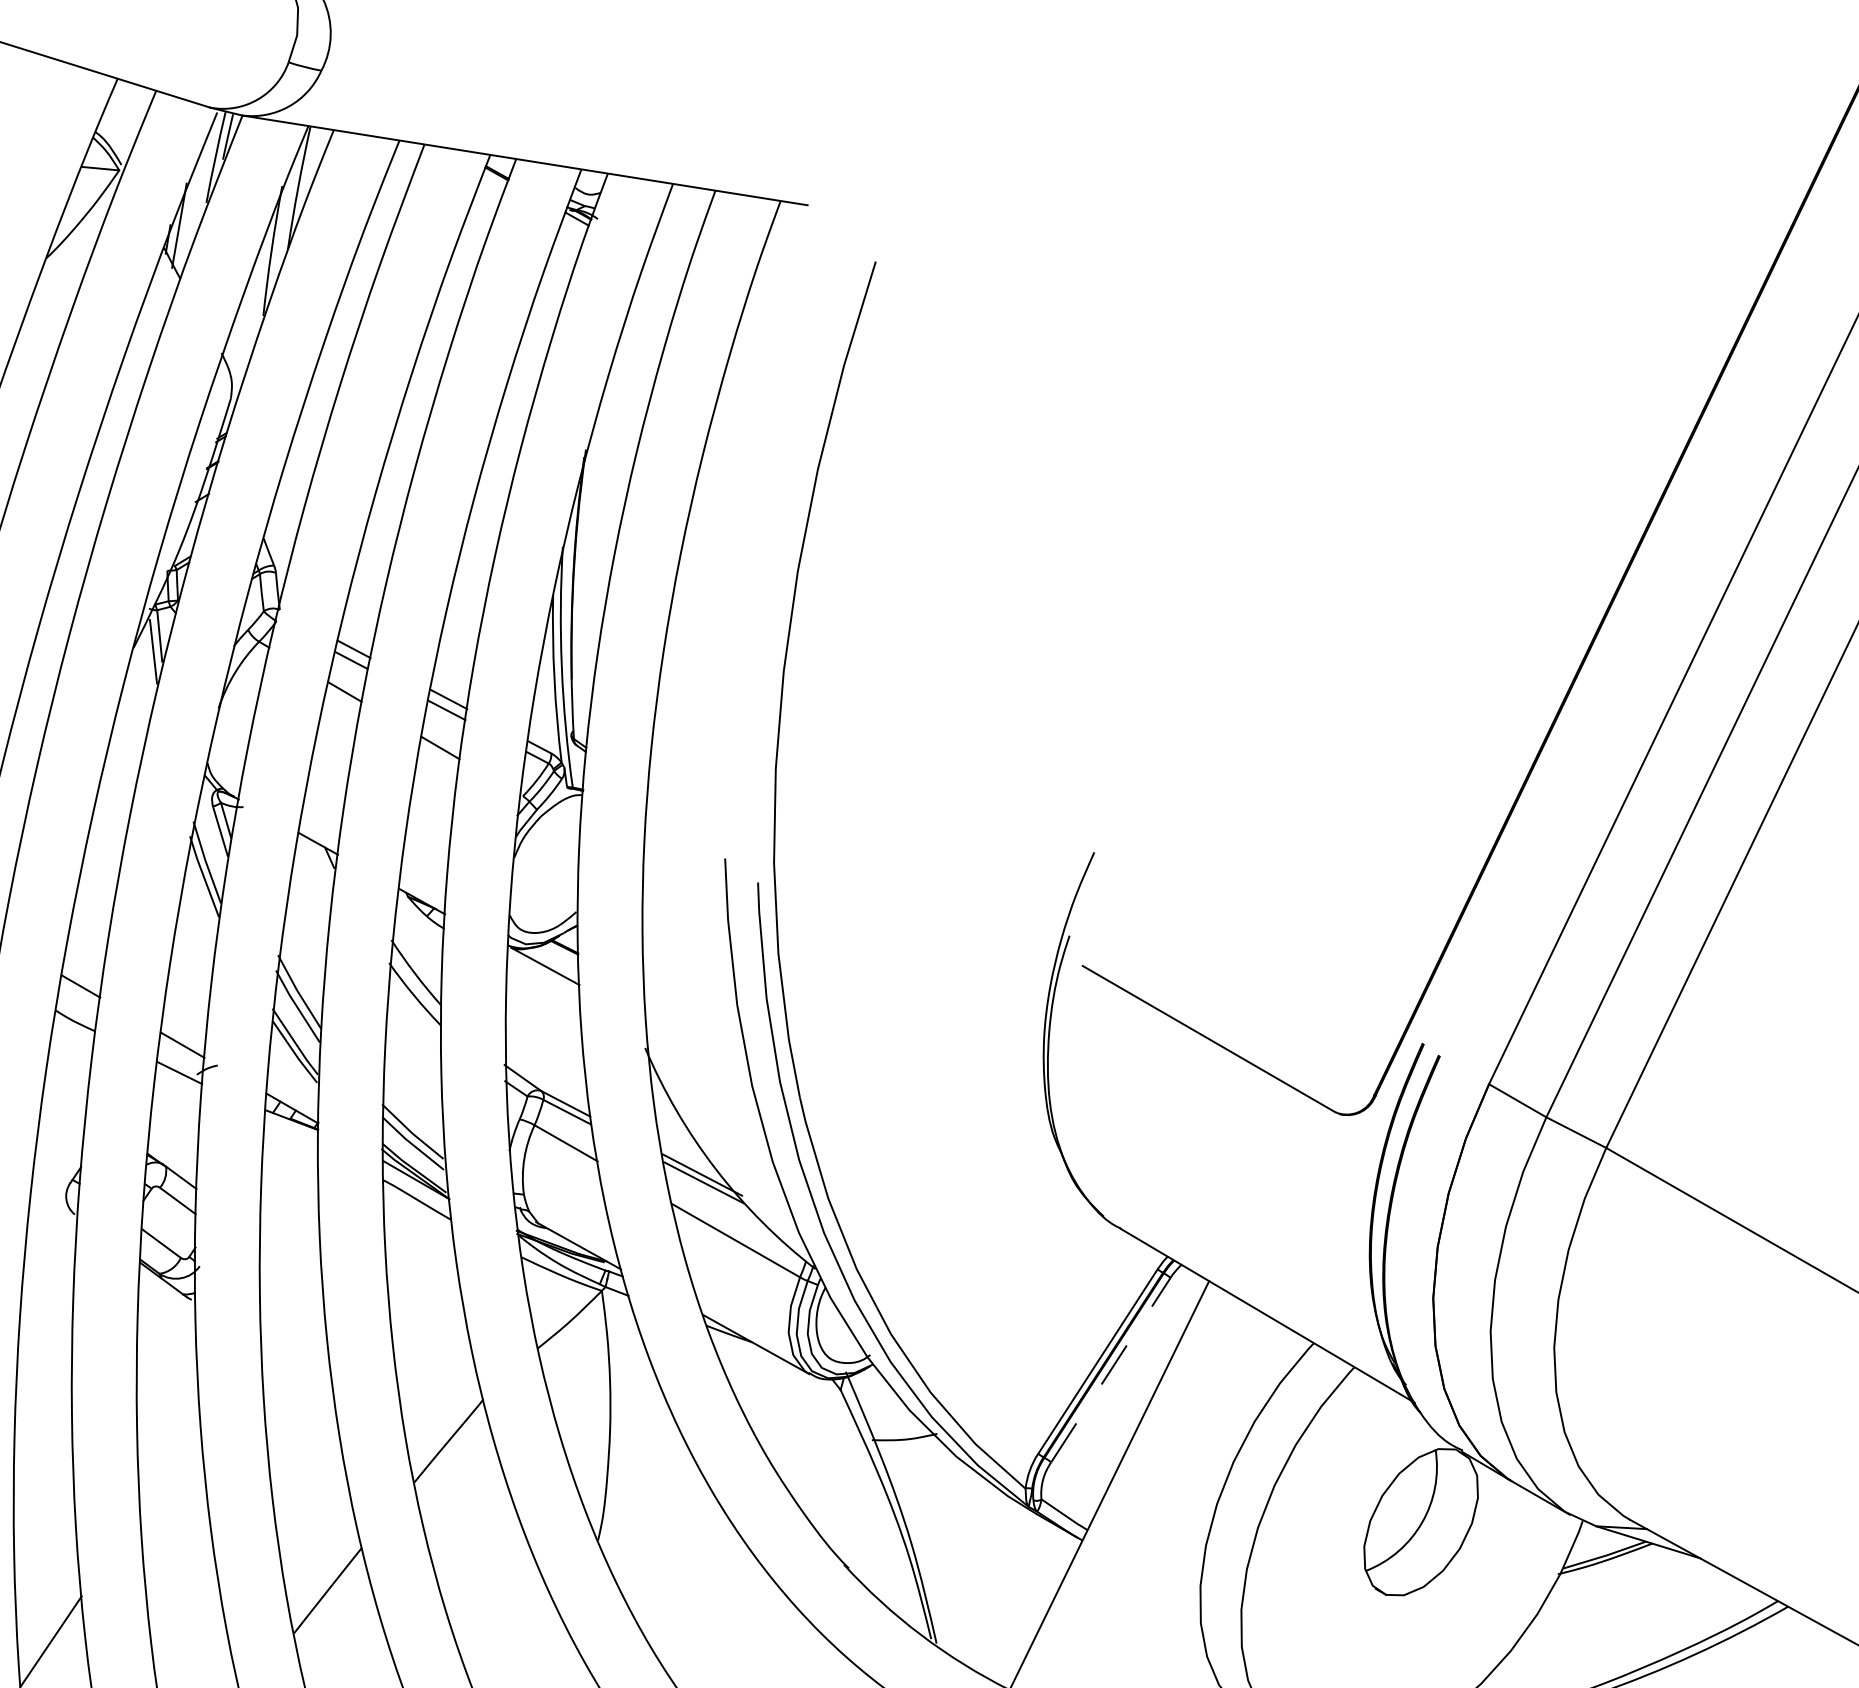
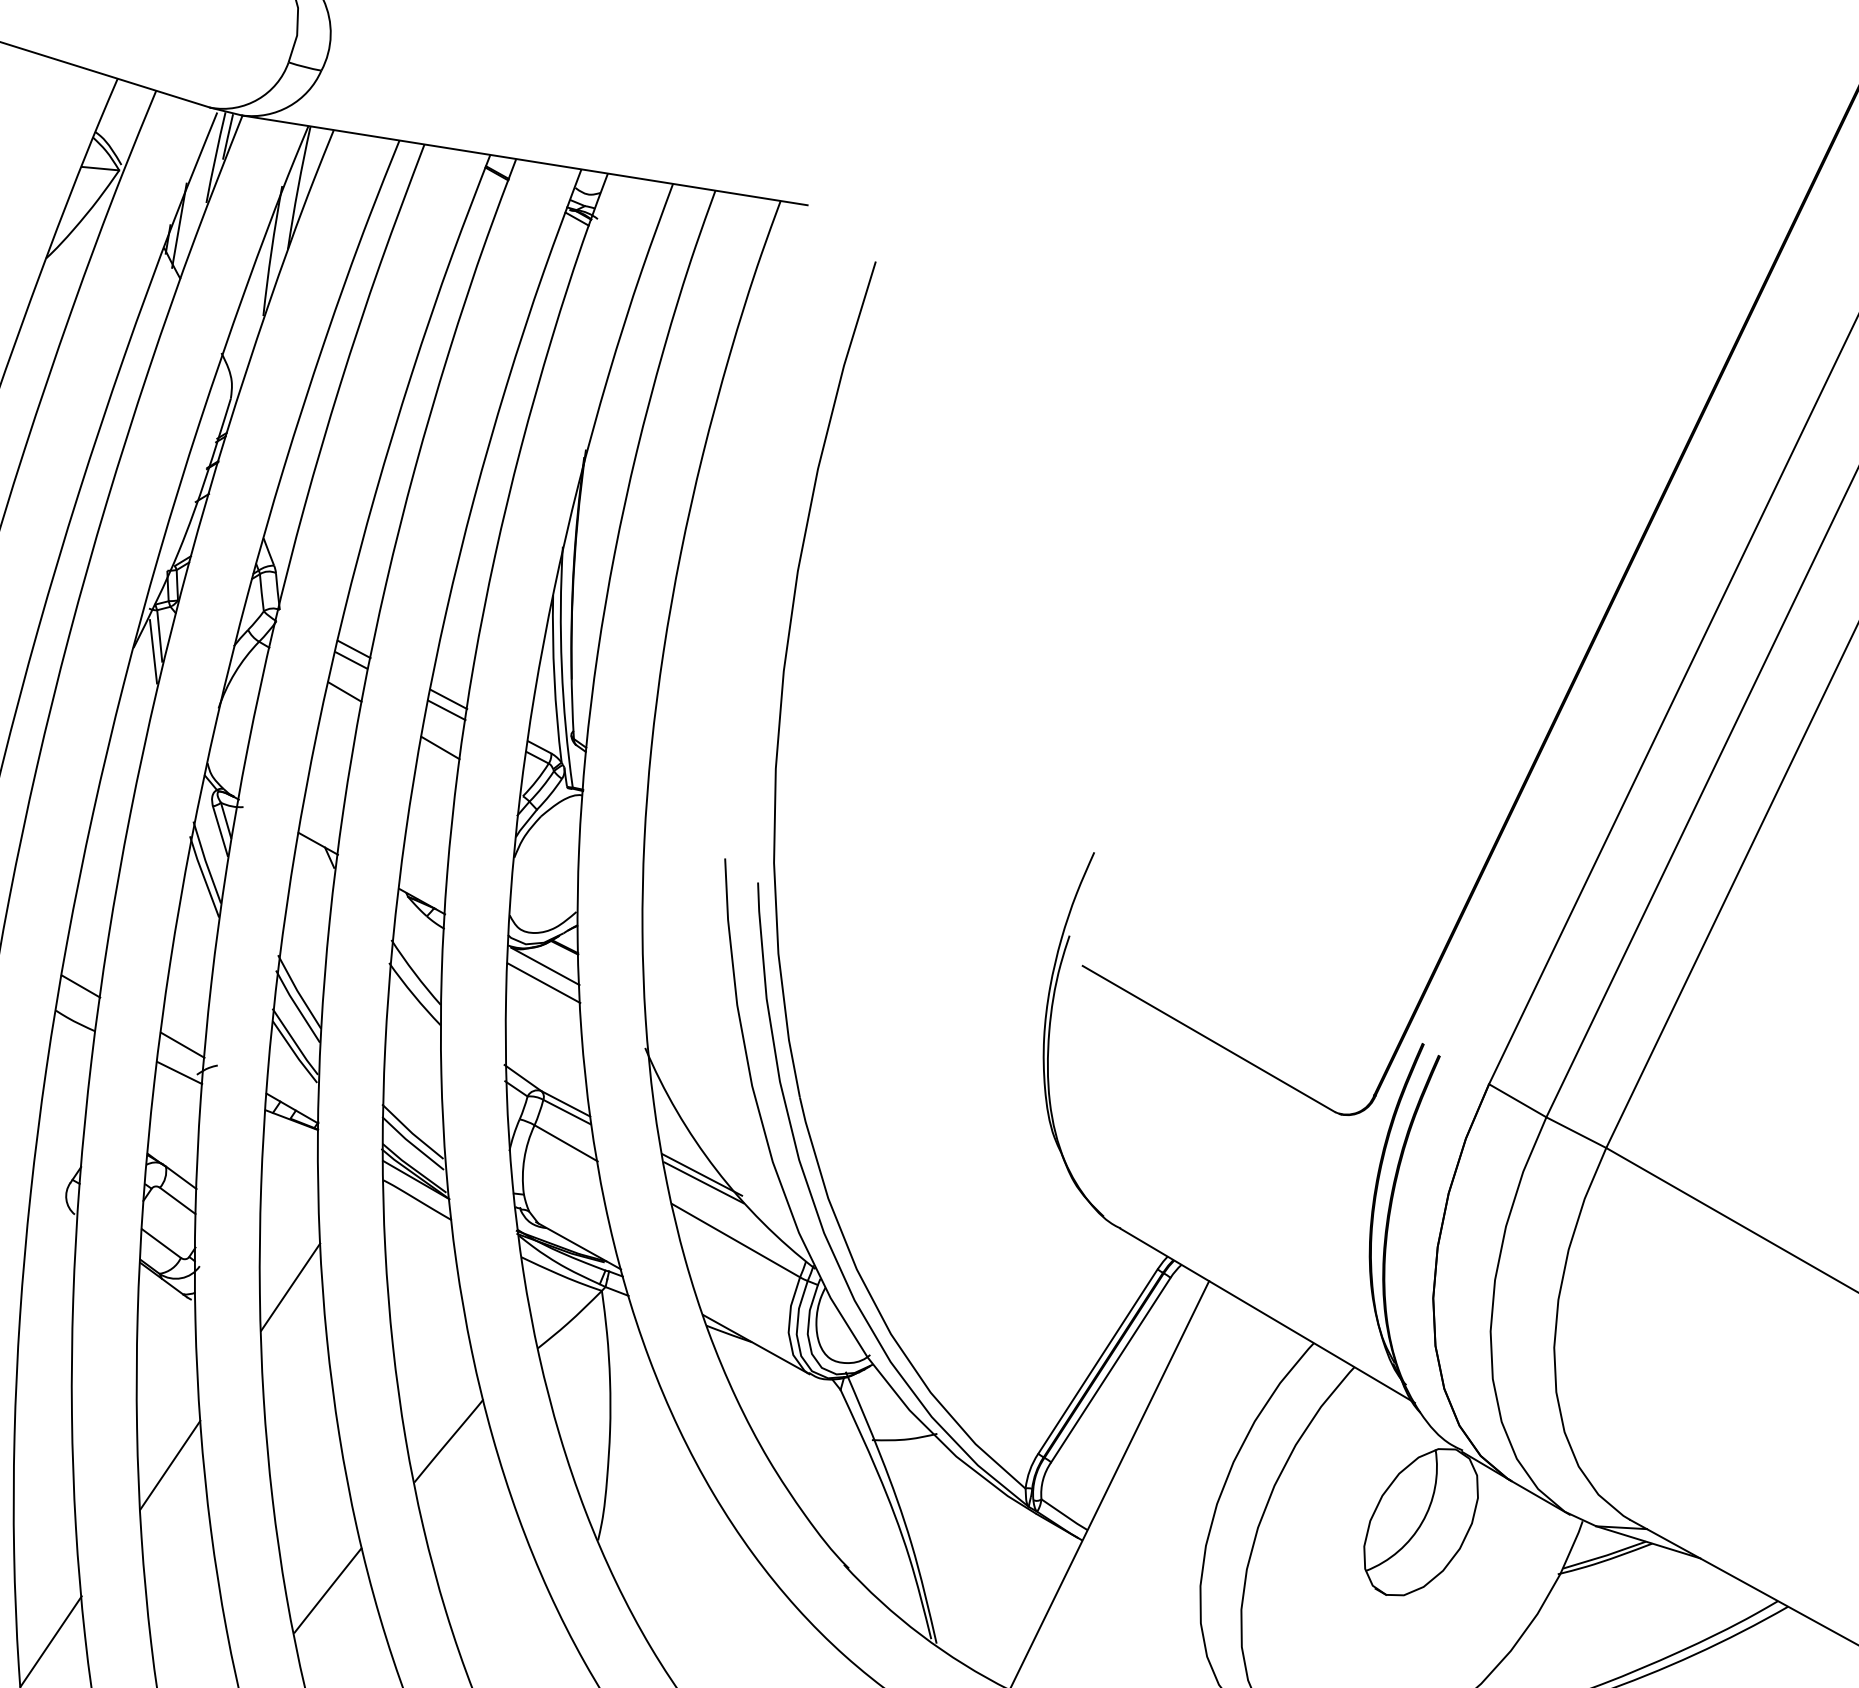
line: none -> present (543, 983)
line: none -> present (290, 1286)
line: dashed -> solid (1110, 1370)
line: none -> present (170, 1464)
